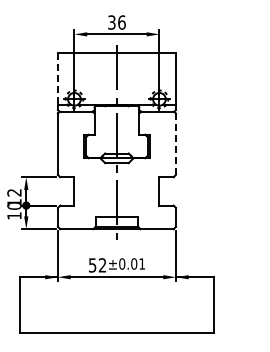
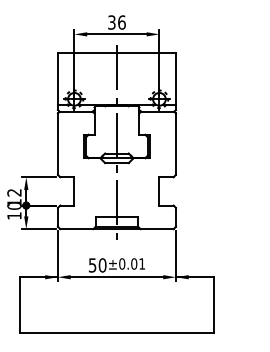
line: dashed -> solid (57, 78)
line: dashed -> solid (175, 144)
text: 52 -> 50 (102, 265)
